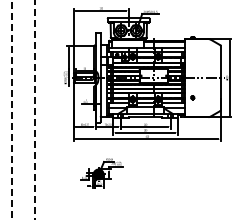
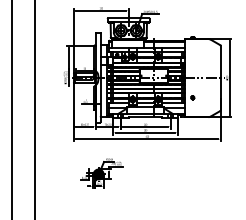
line: dashed -> solid (12, 109)
line: dashed -> solid (34, 109)
